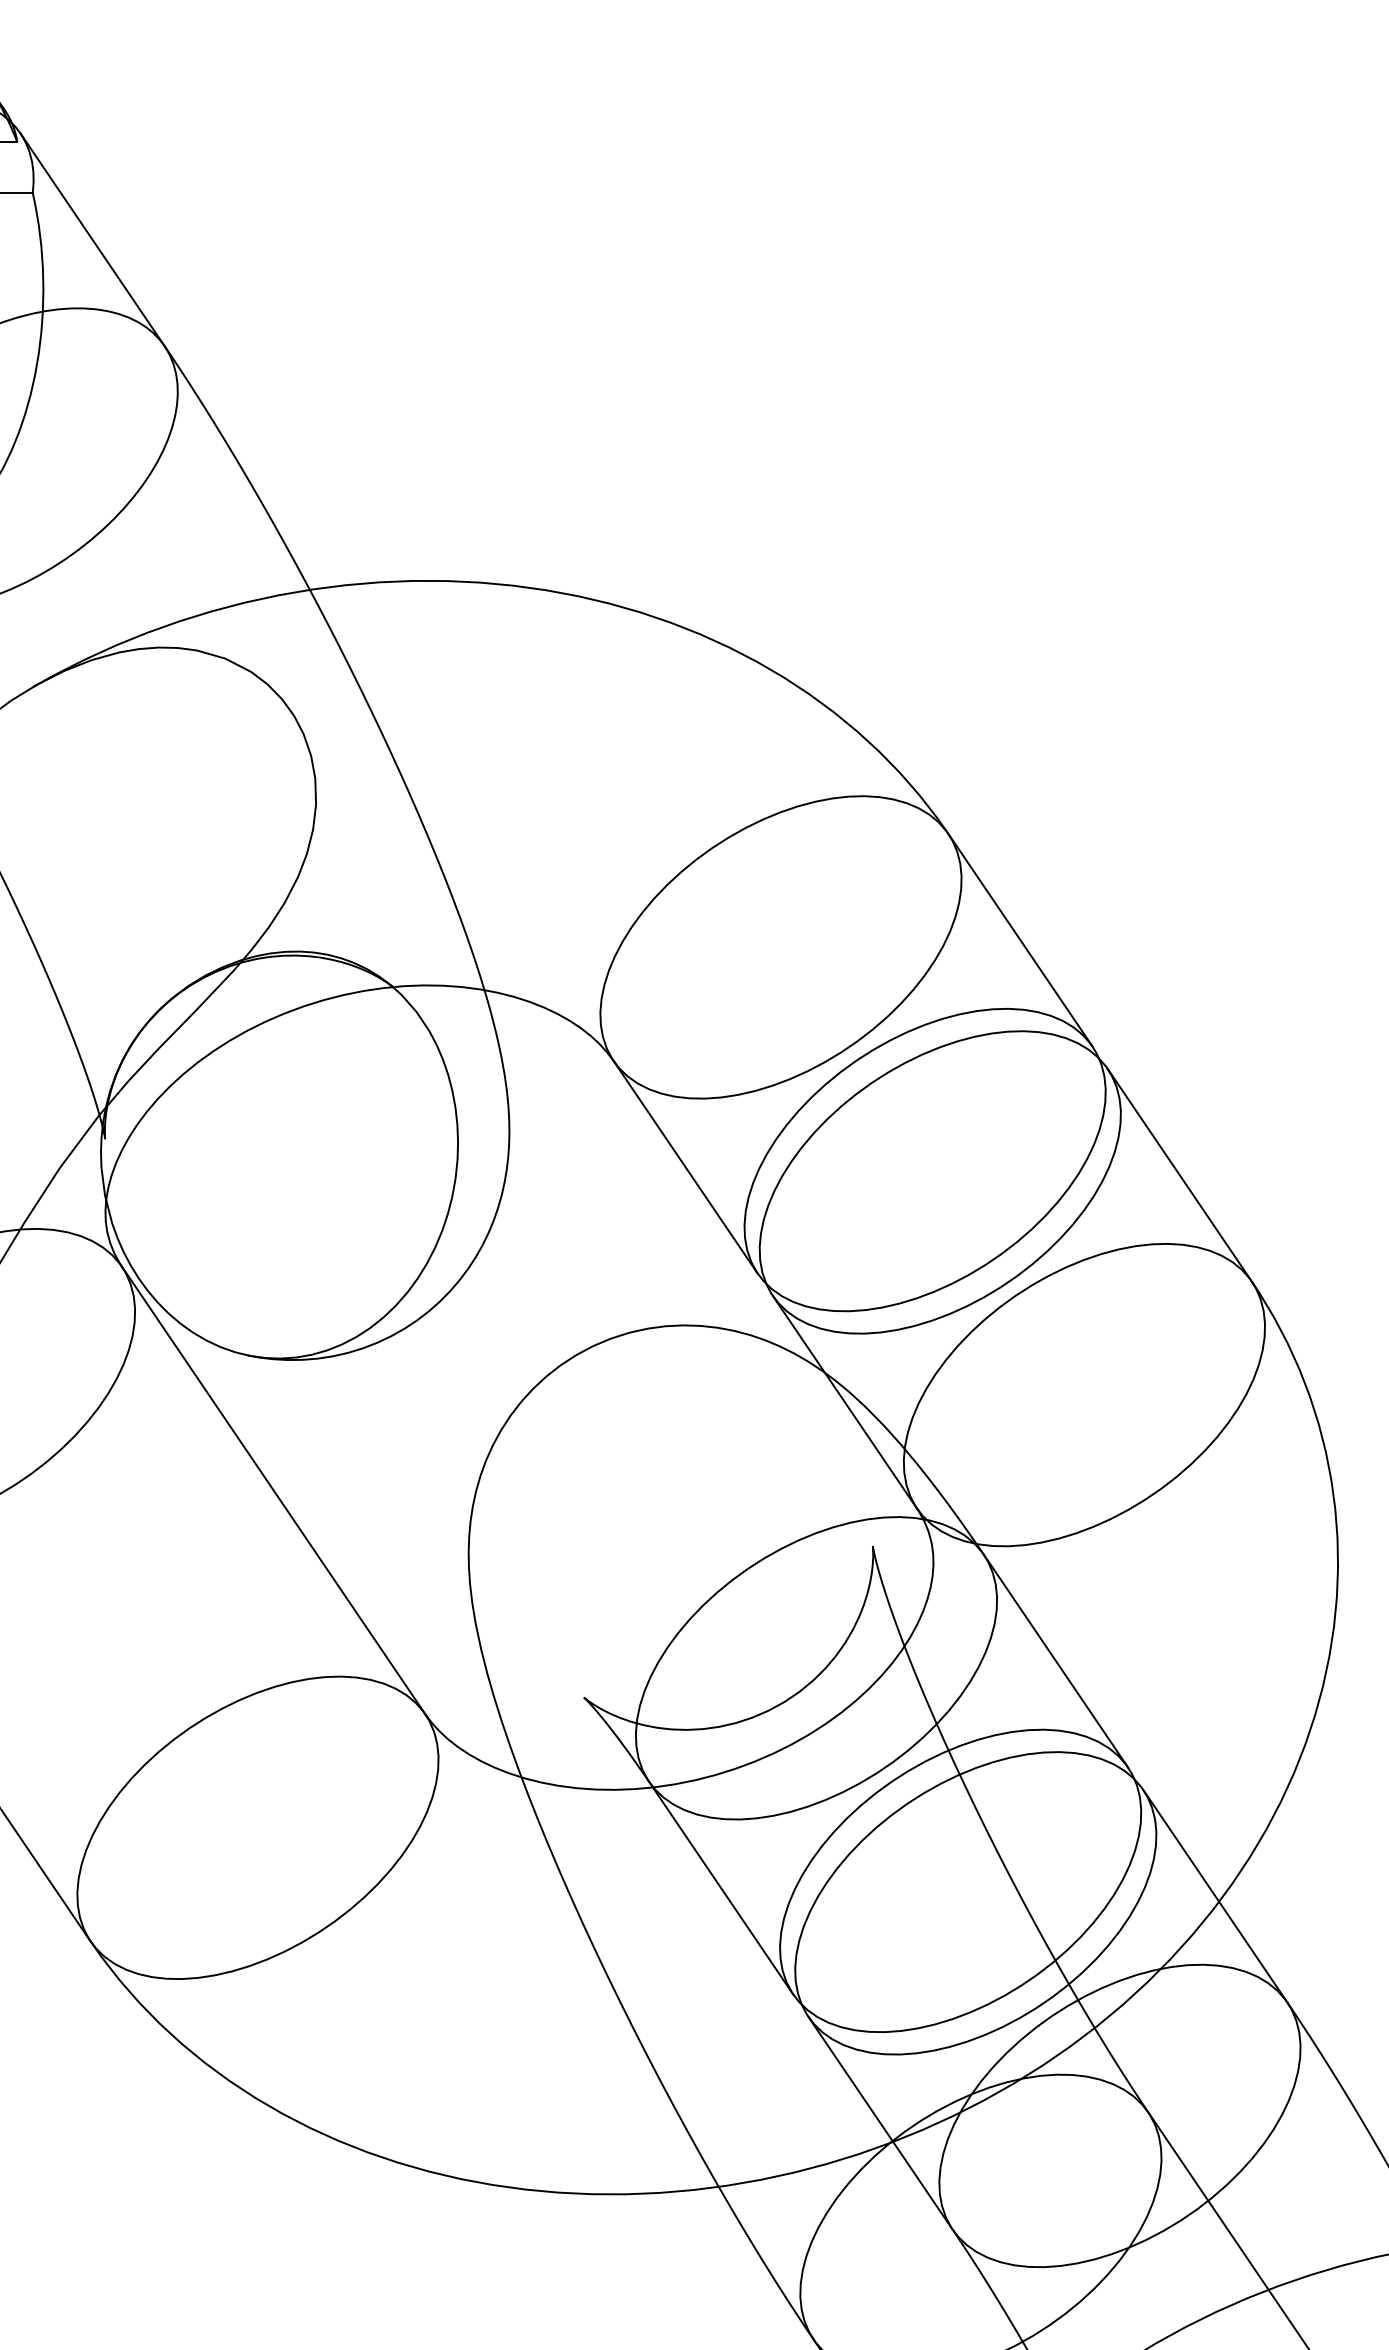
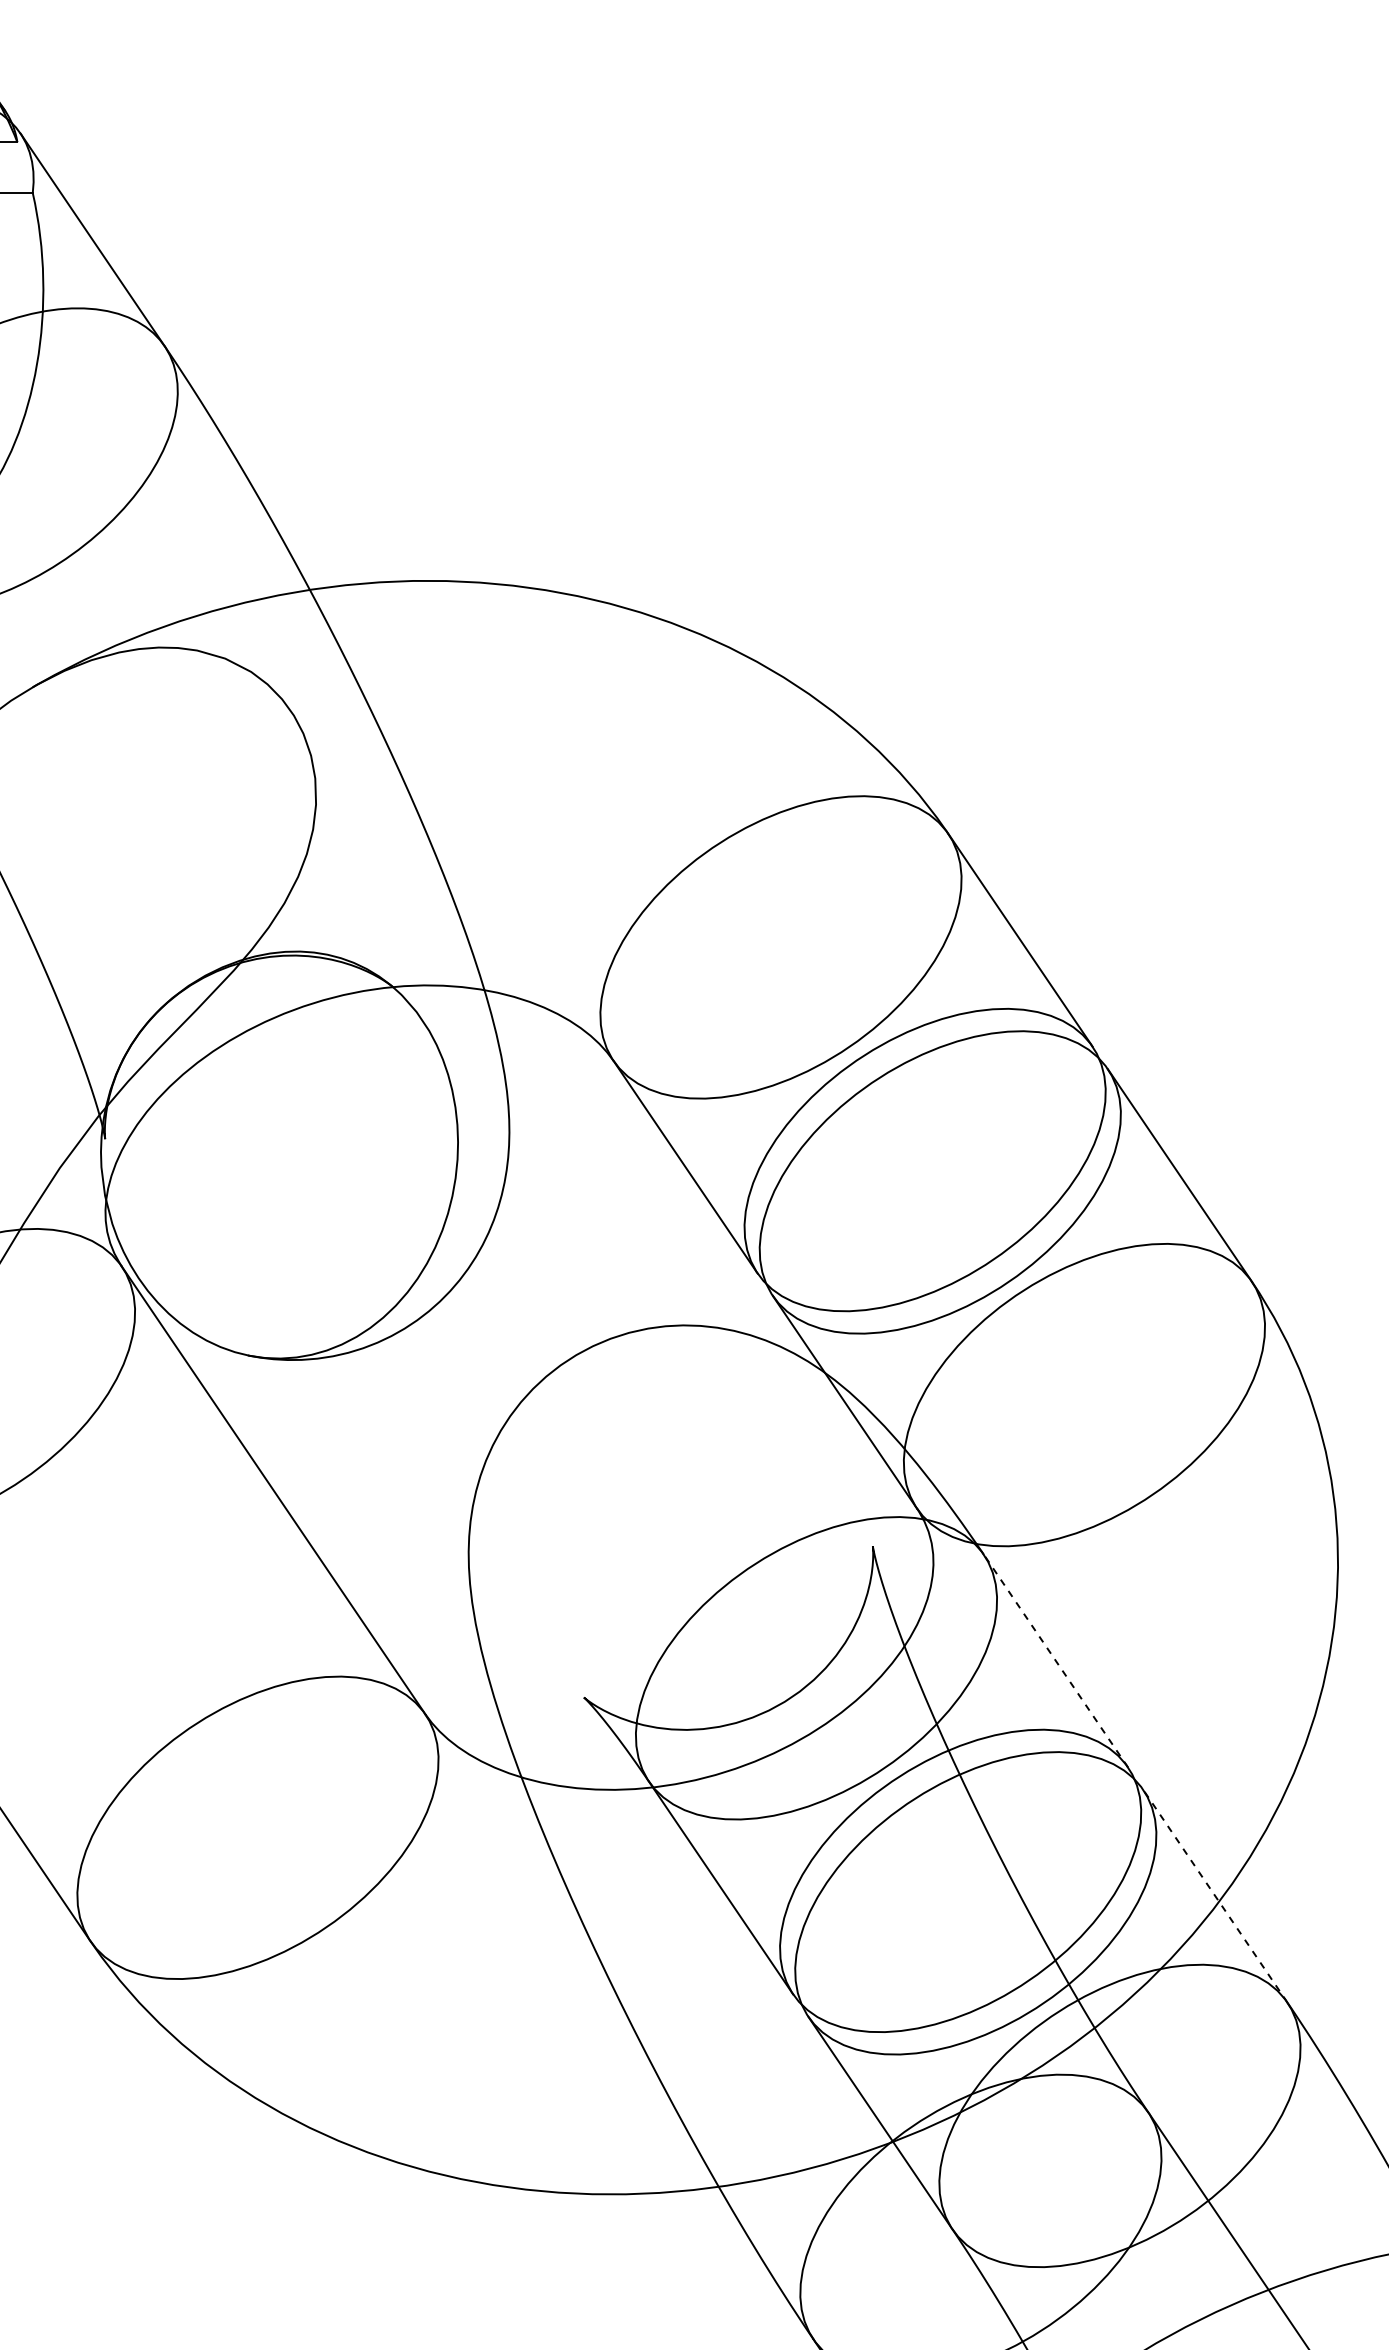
line: solid -> dashed (1055, 1660)
line: solid -> dashed (1215, 1895)
